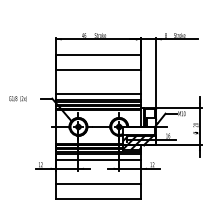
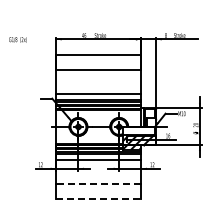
text position: (17, 98) -> (17, 39) (17, 39)
line: solid -> dashed (98, 184)
line: solid -> dashed (98, 198)
